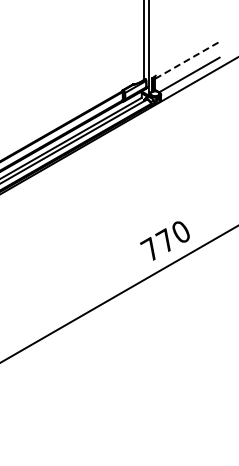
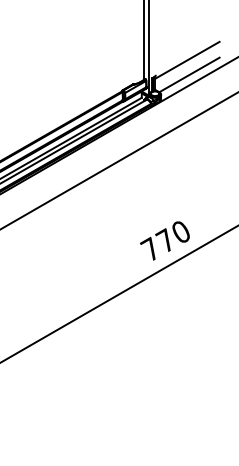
line: dashed -> solid (187, 60)
line: none -> present (118, 161)
